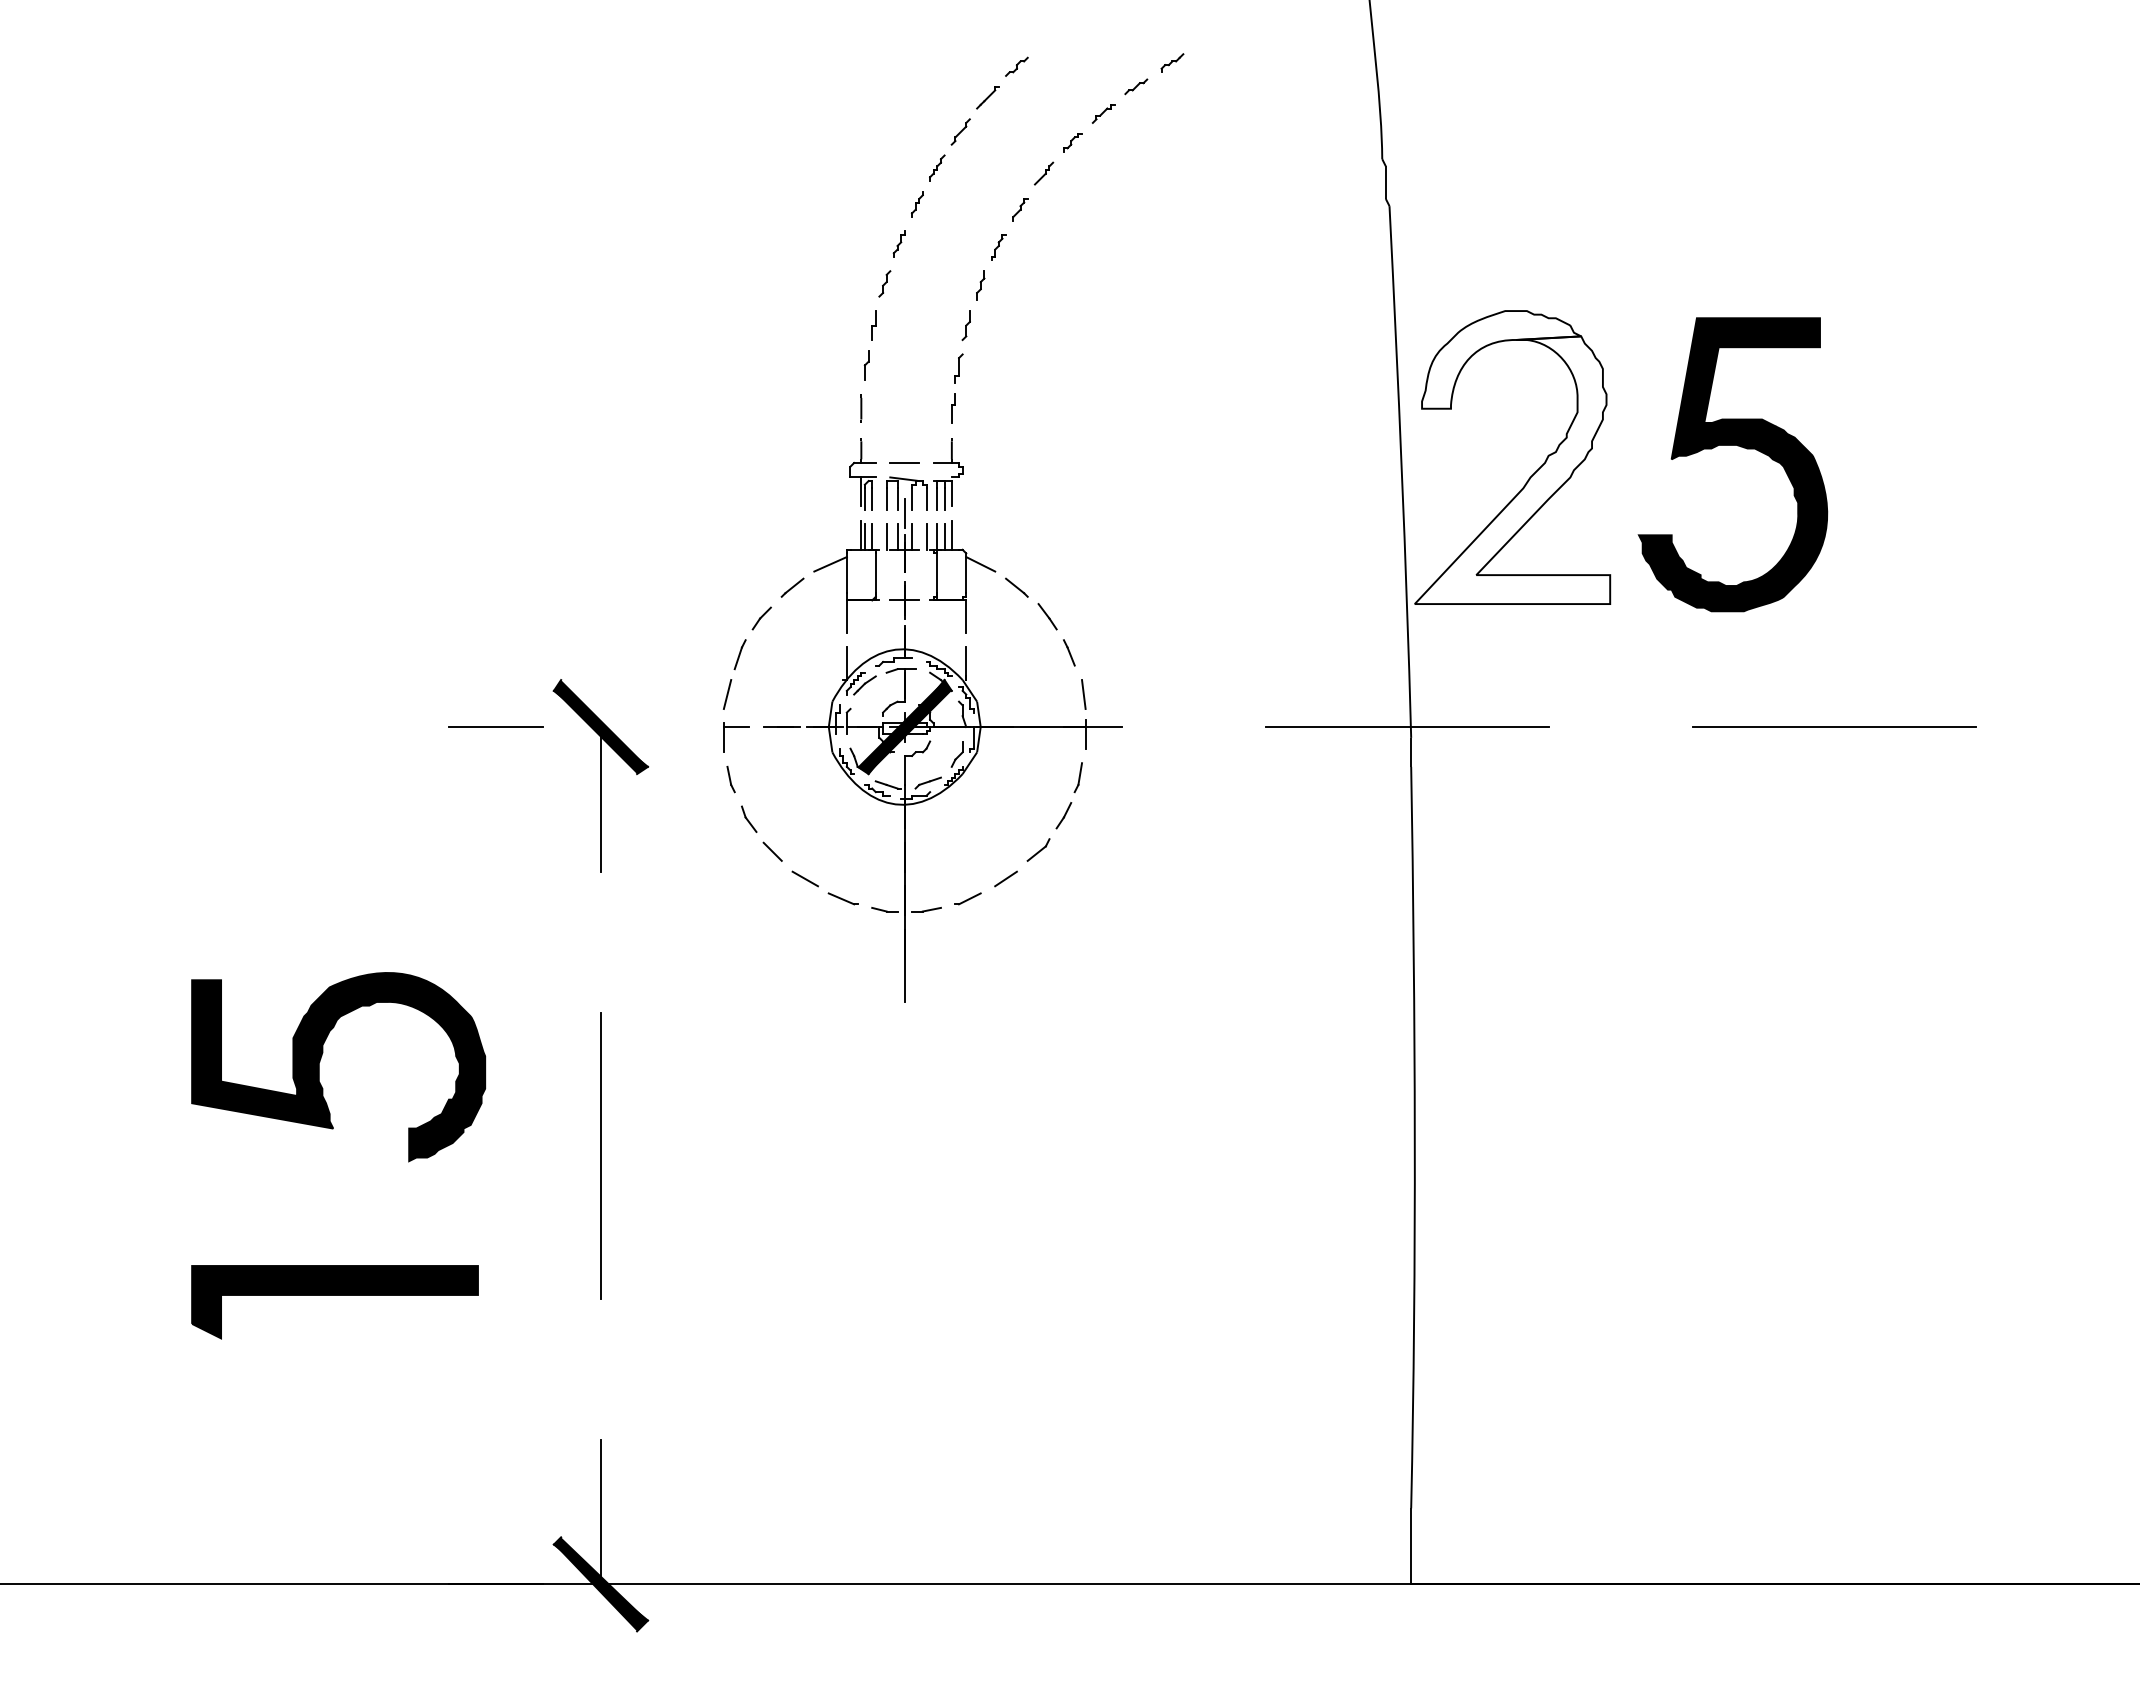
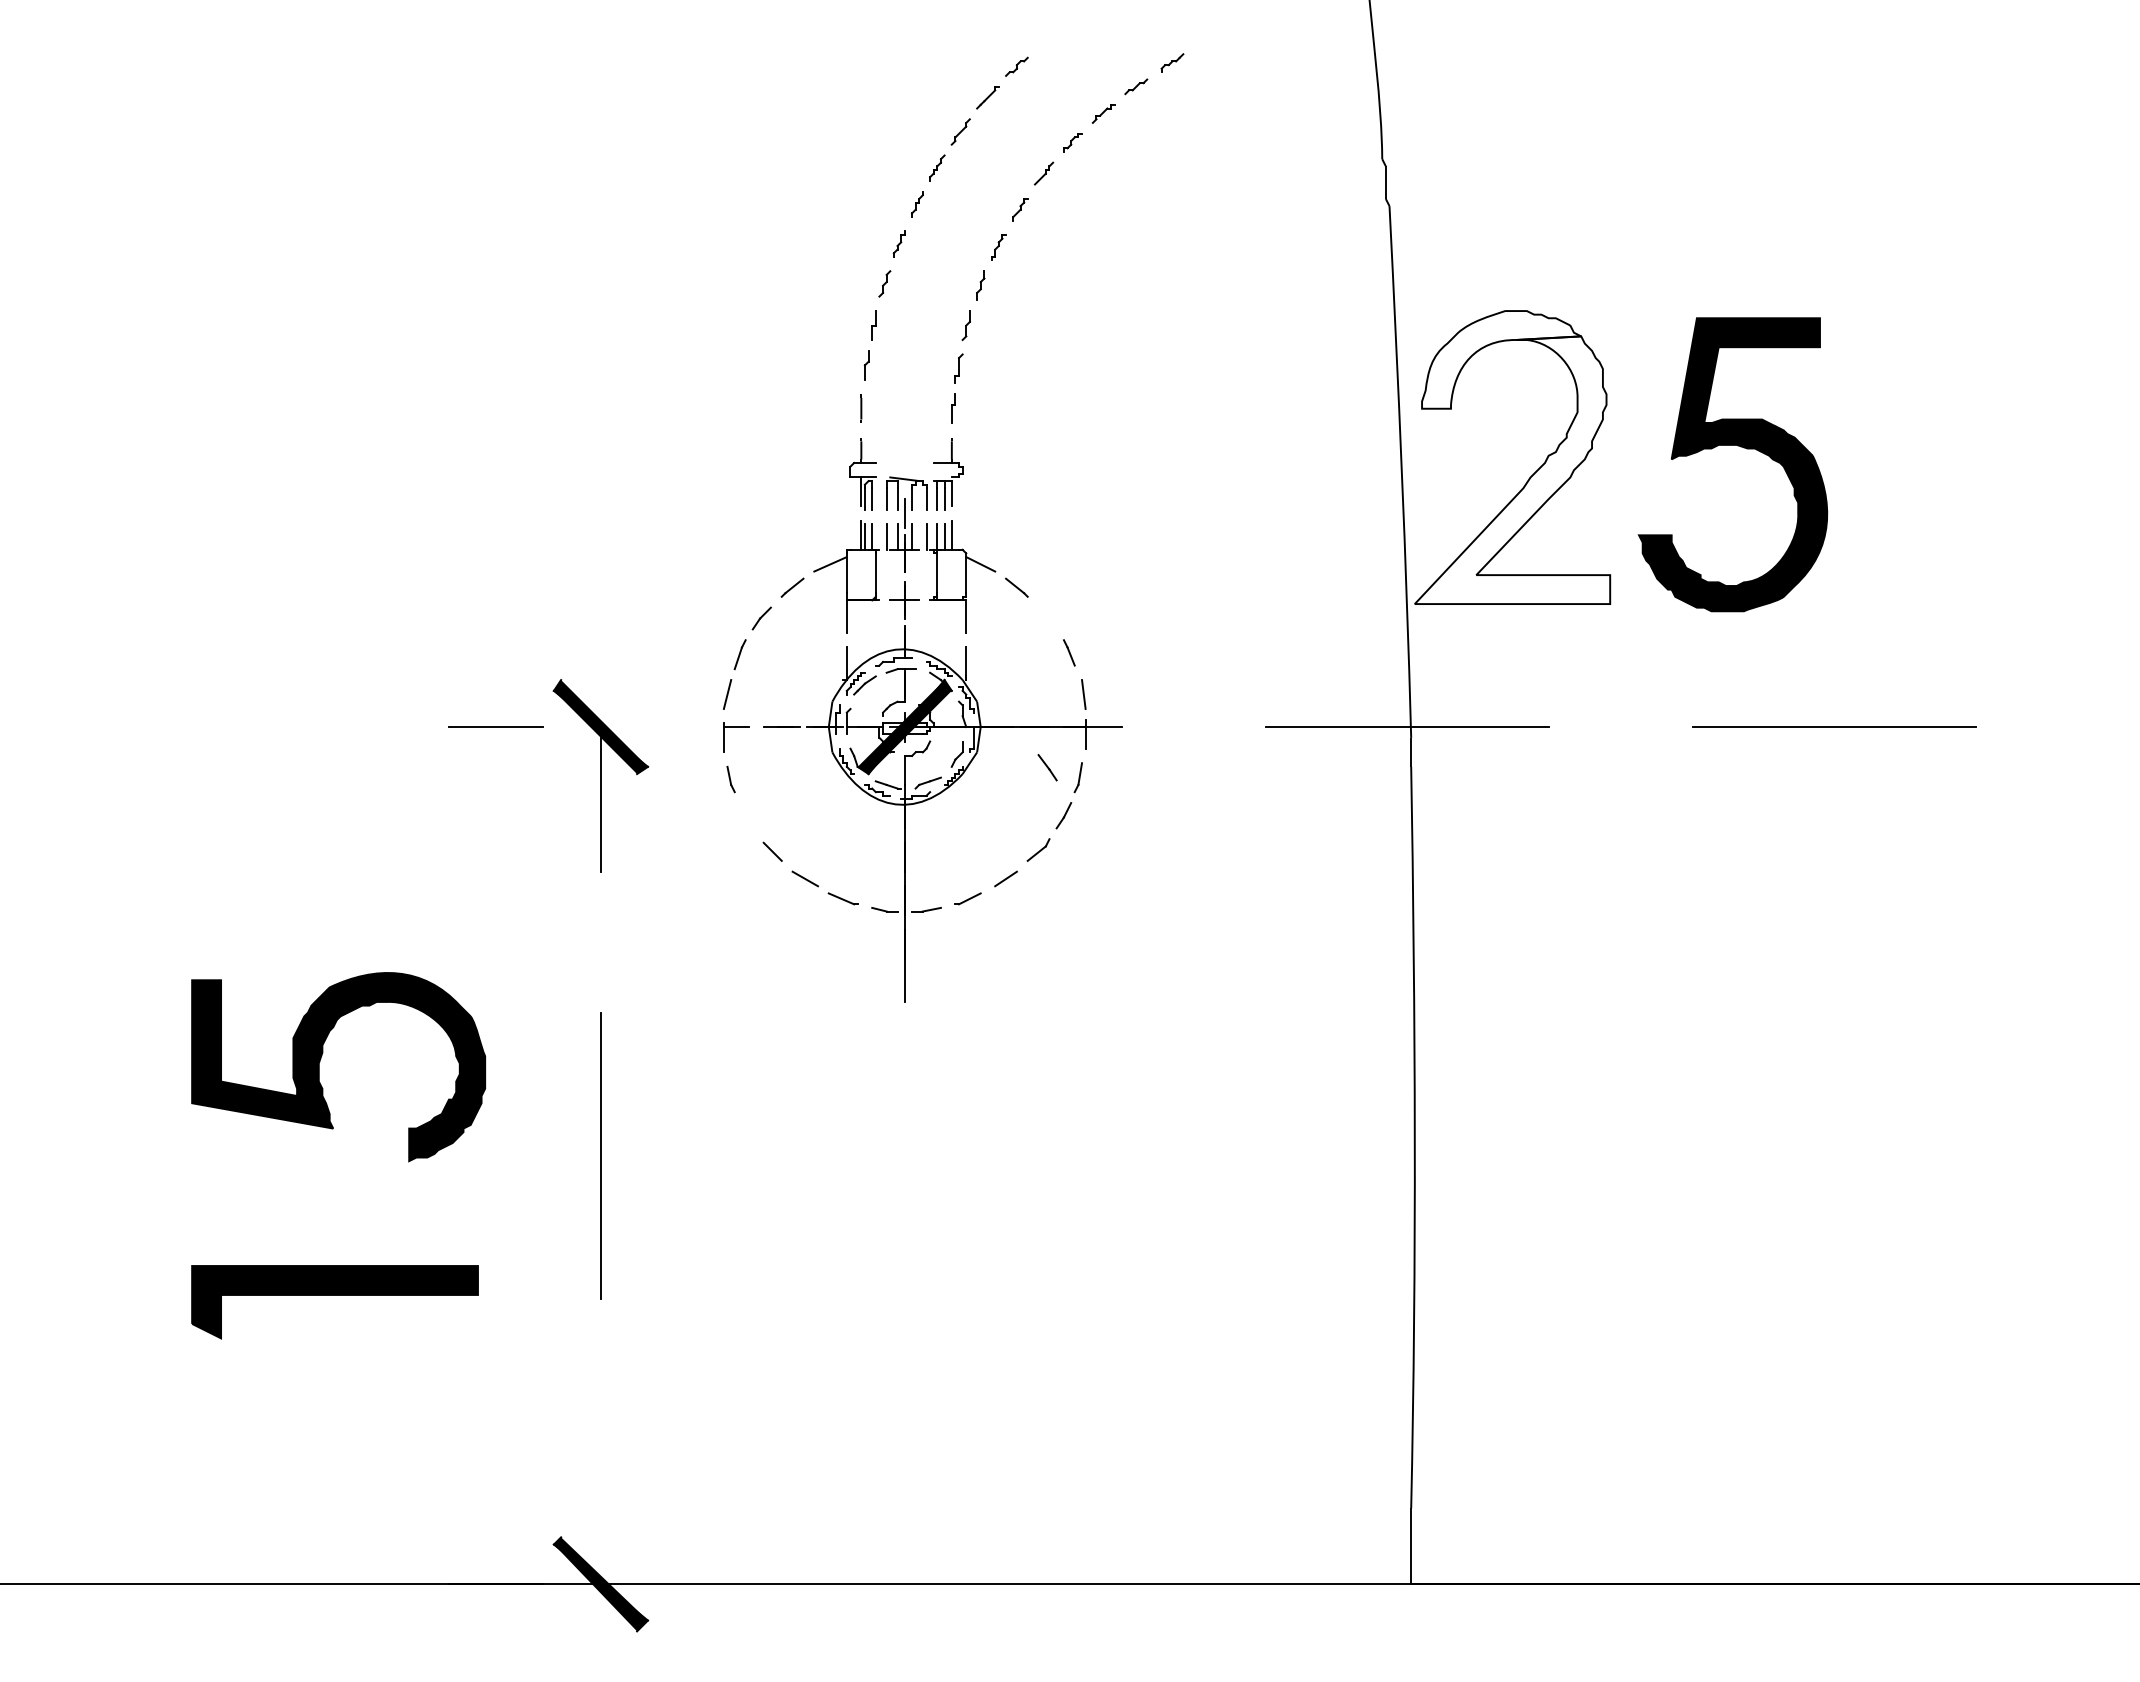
line: present -> none (904, 462)
line position: (1047, 616) -> (1047, 767) (1047, 767)
part: present -> none (749, 818)
line: present -> none (600, 1511)
